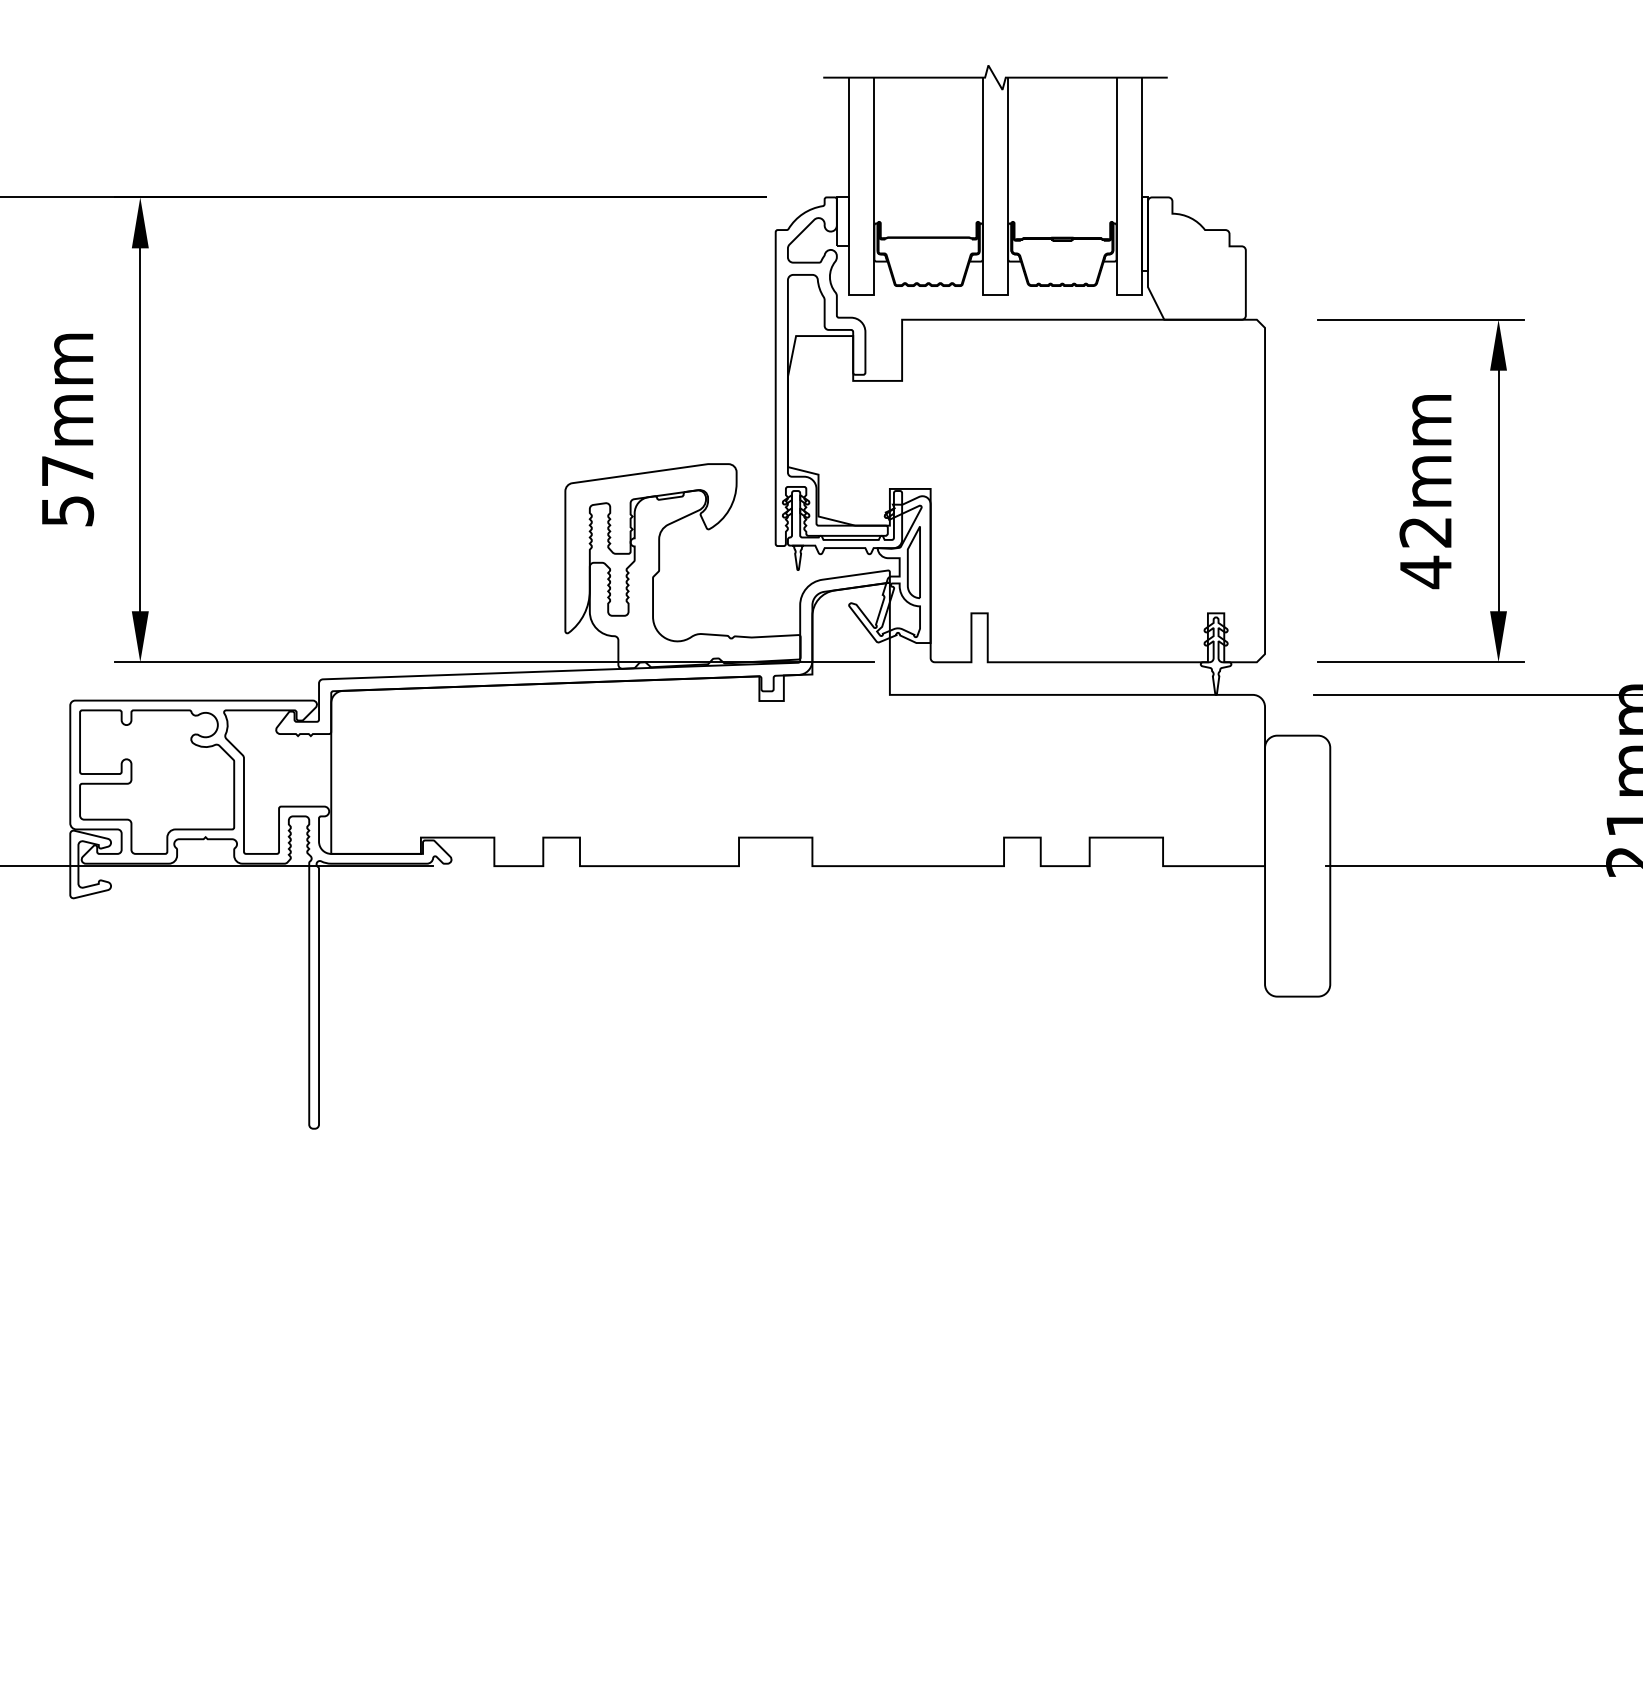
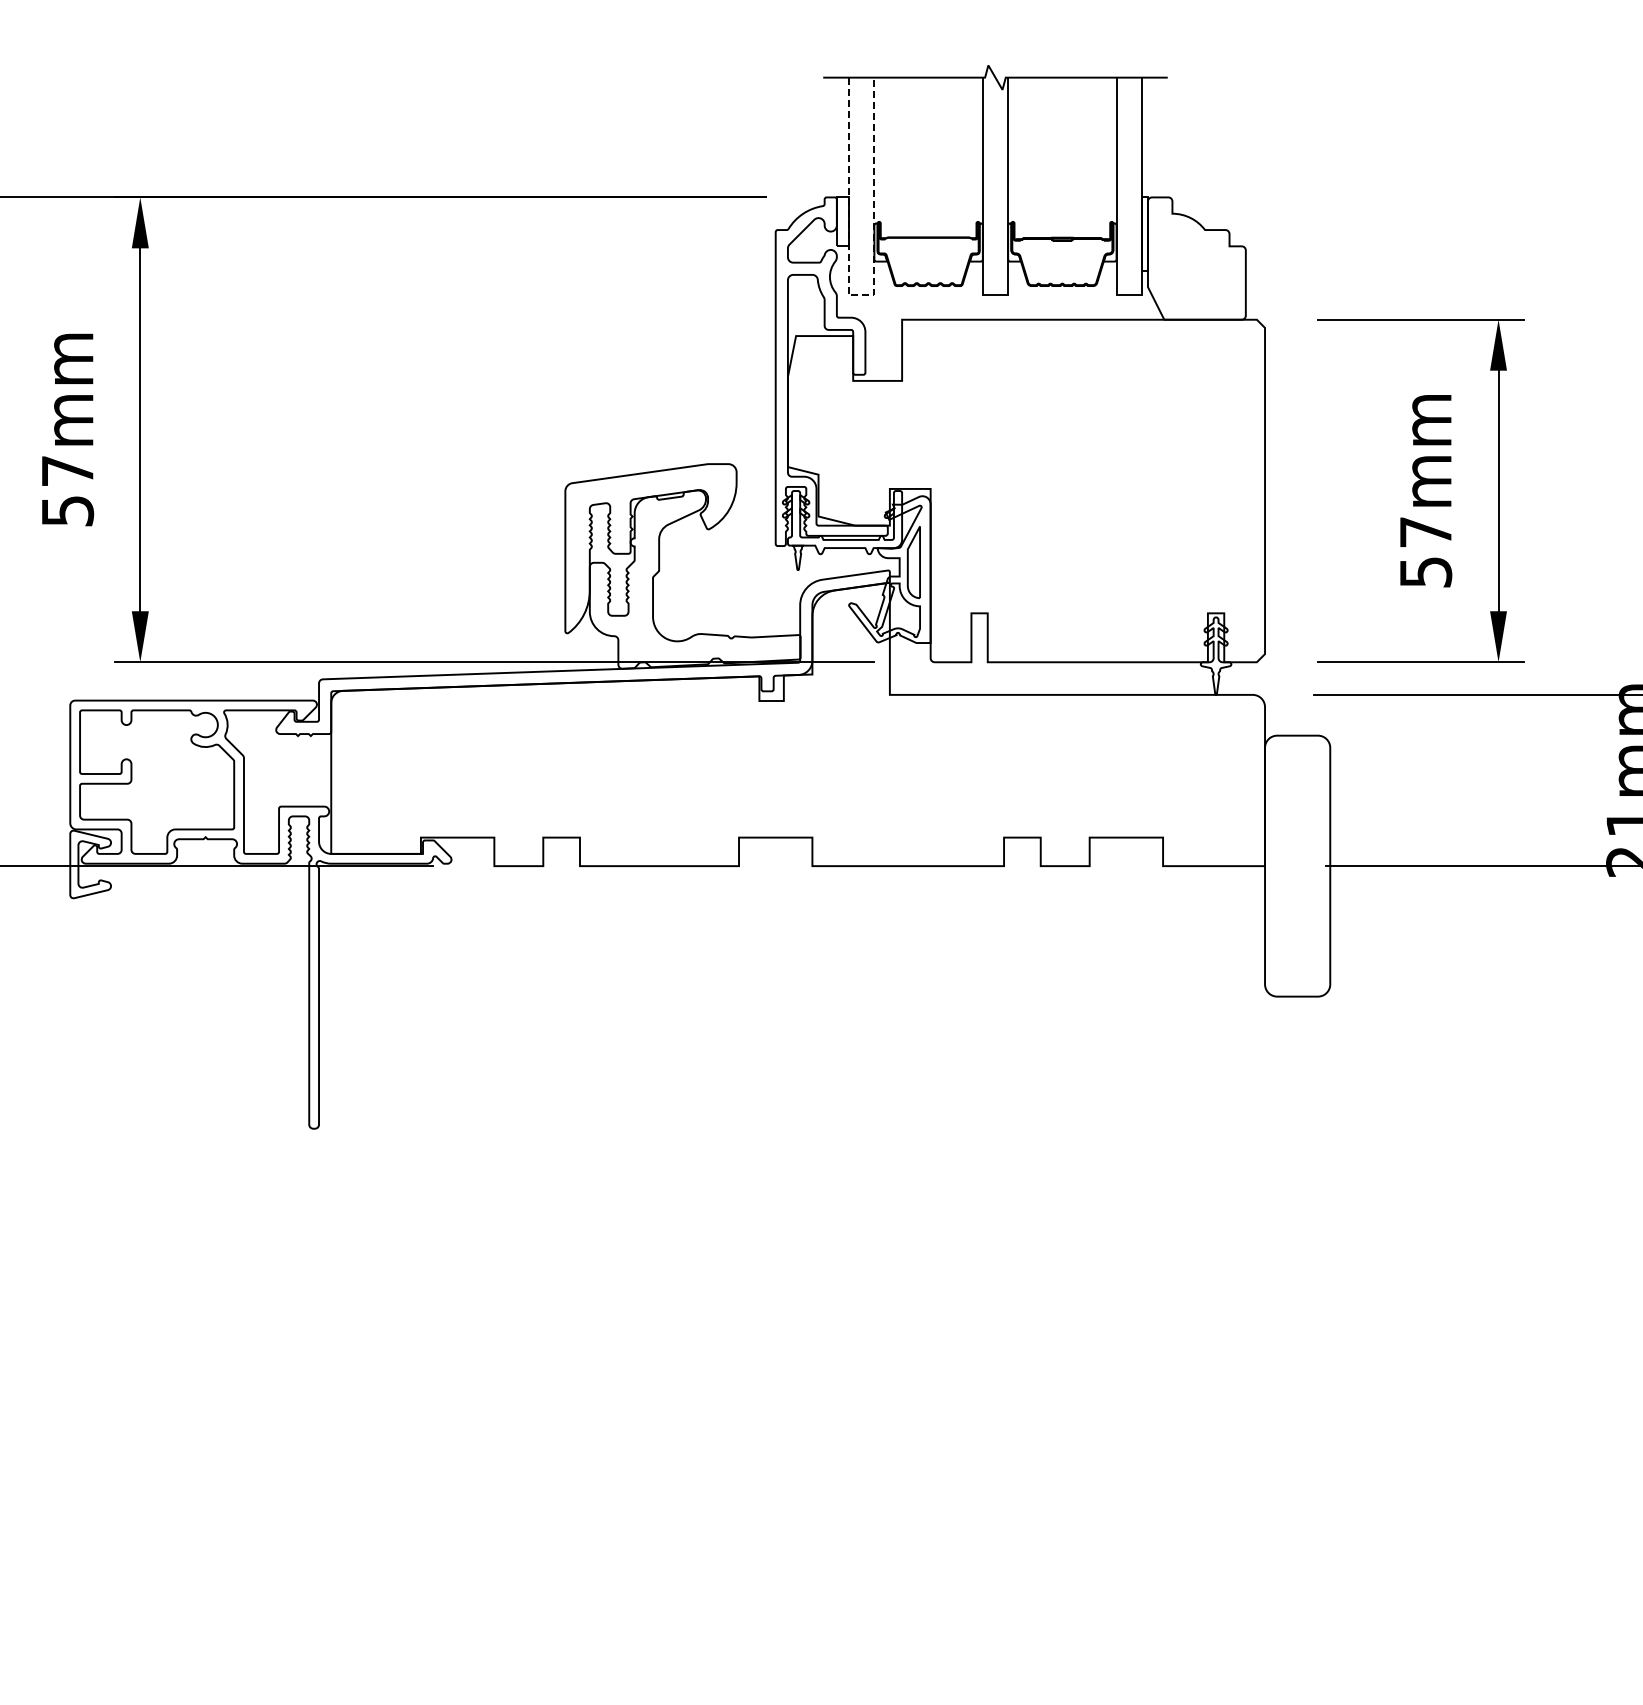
line: solid -> dashed (861, 295)
text: 42mm -> 57mm (1425, 553)
